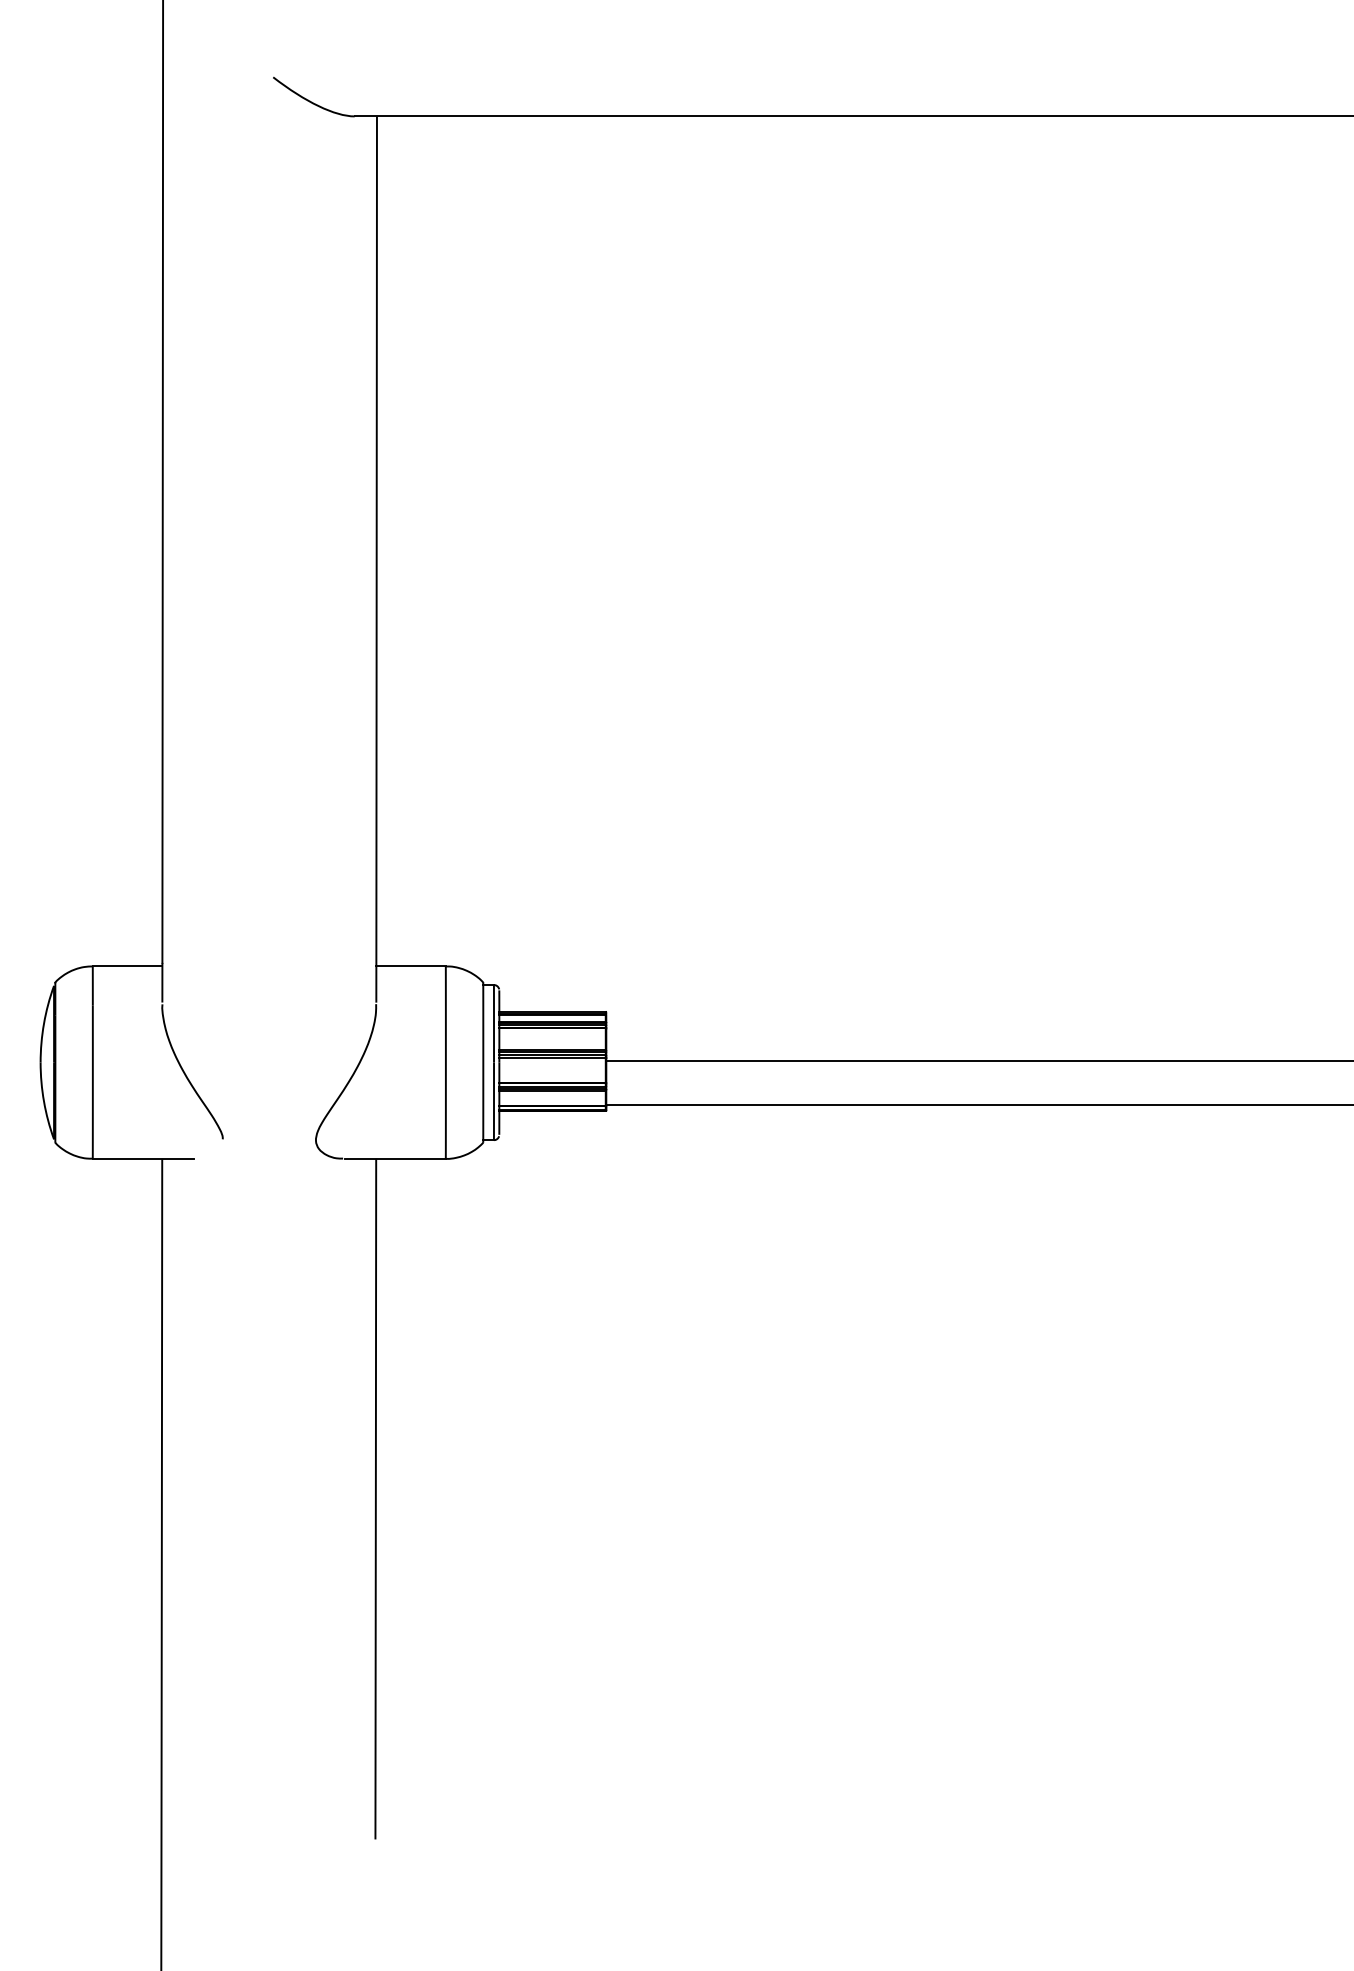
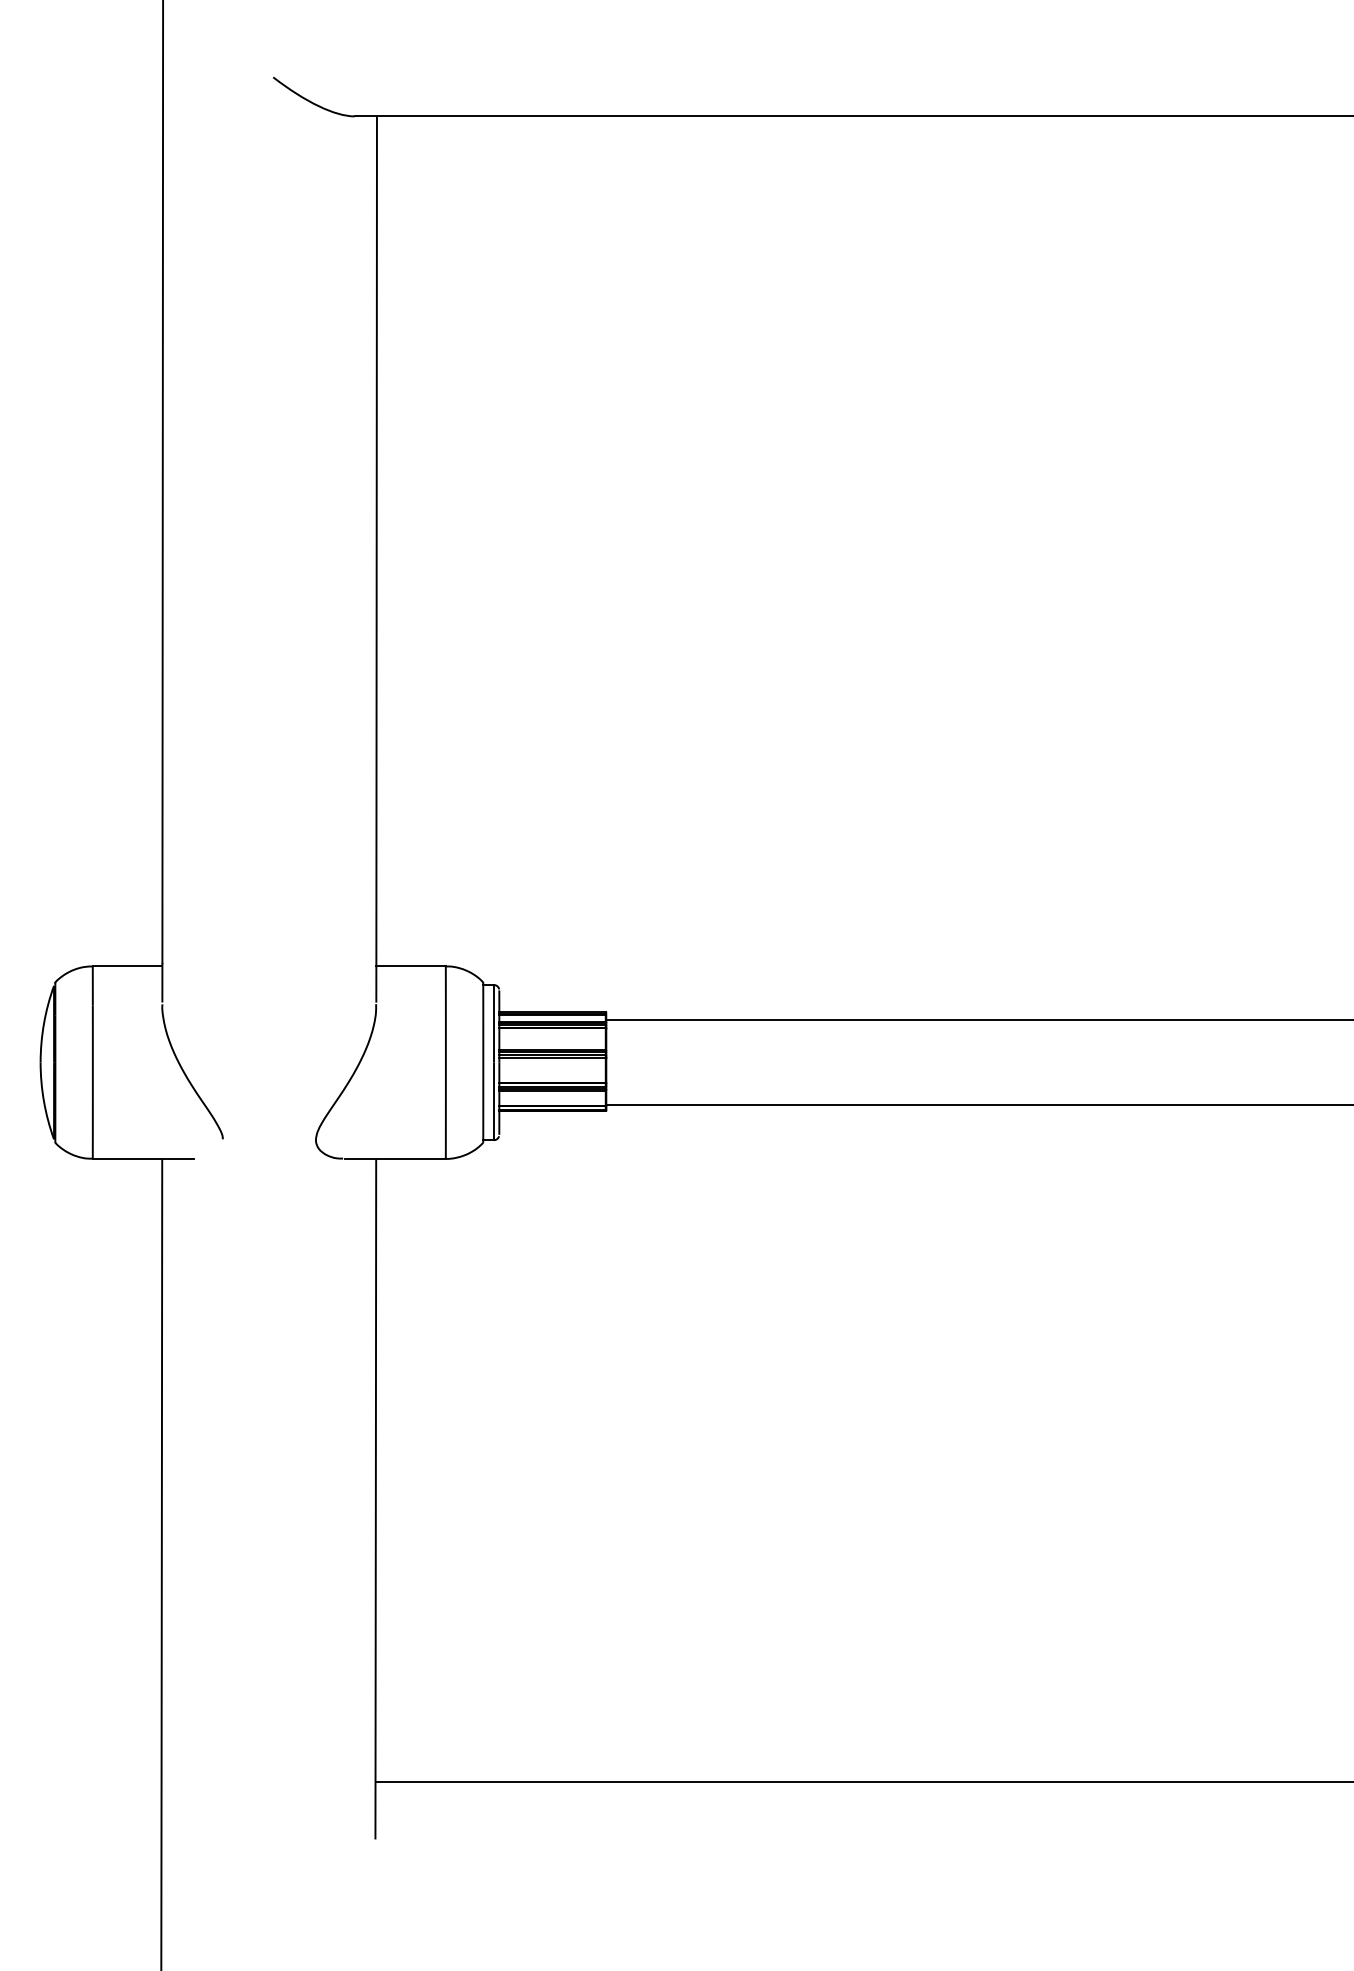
line position: (978, 1060) -> (978, 1019) (978, 1019)
line: none -> present (862, 1782)
